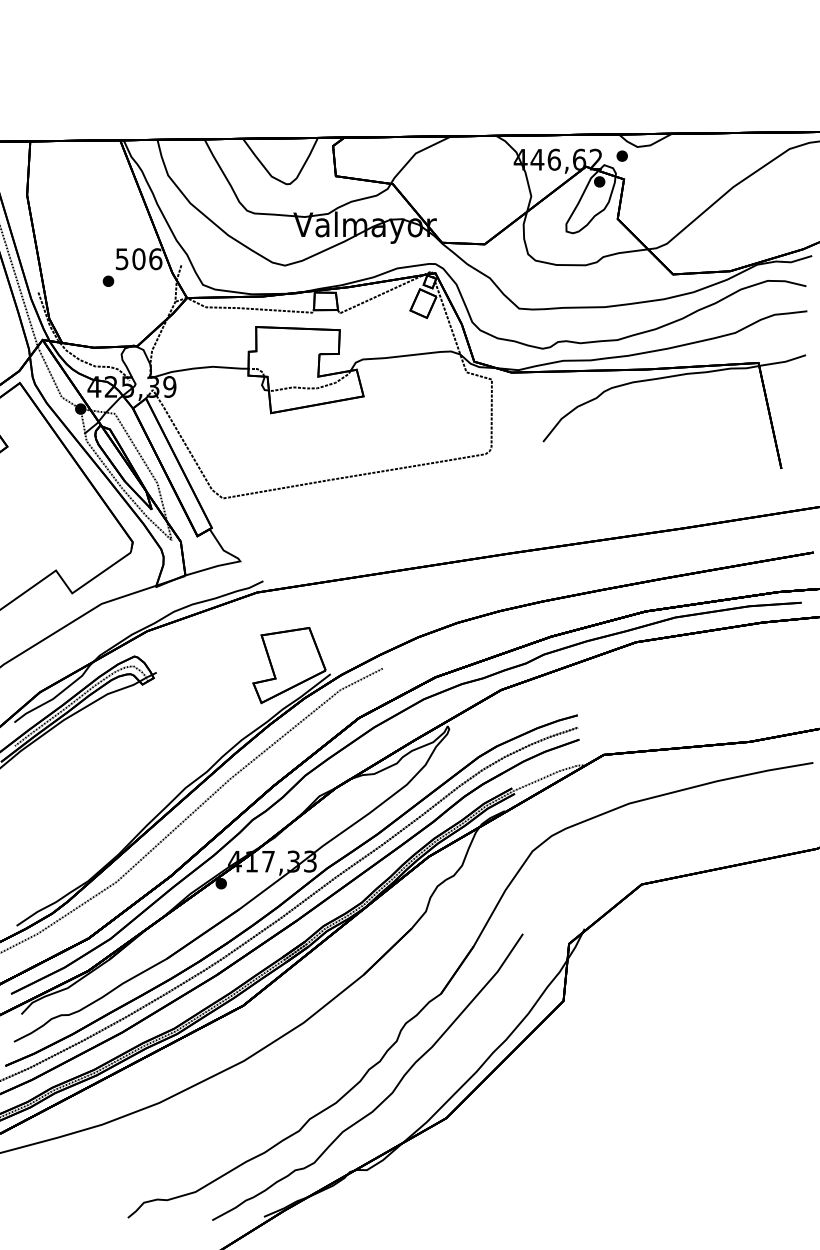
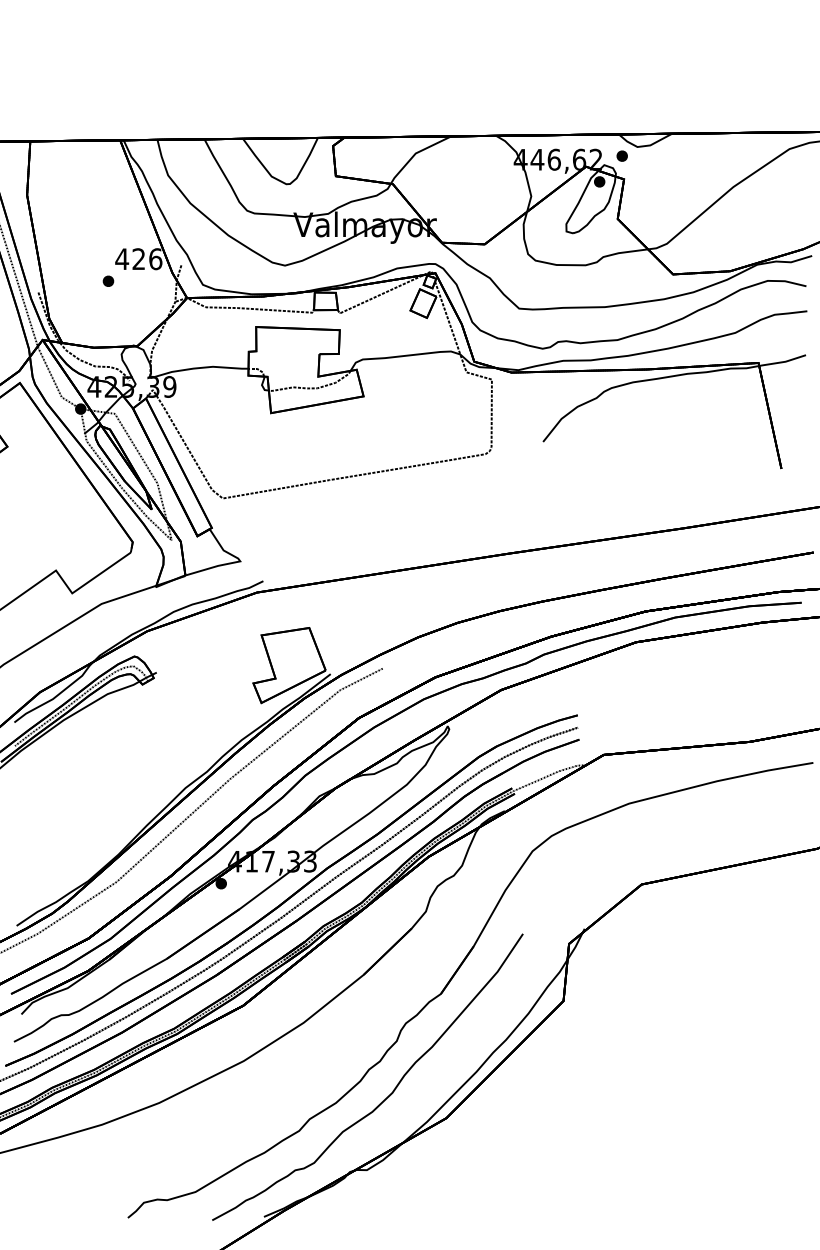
text: 506 -> 426 (130, 259)
